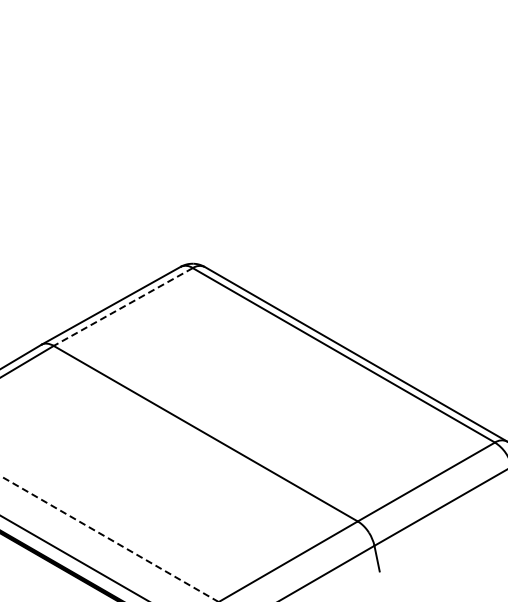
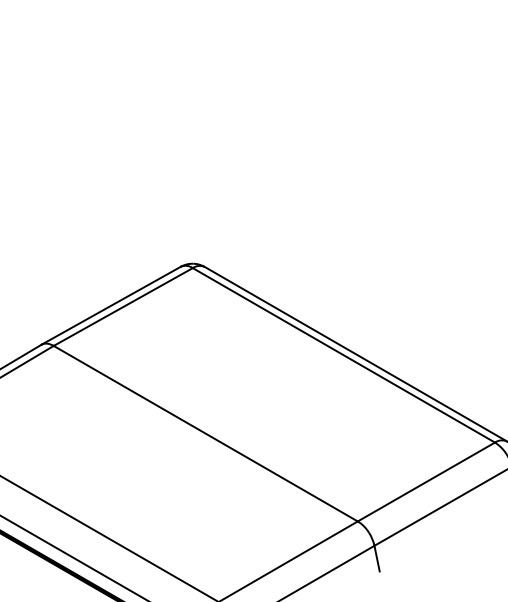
line: dashed -> solid (123, 307)
line: dashed -> solid (108, 538)
